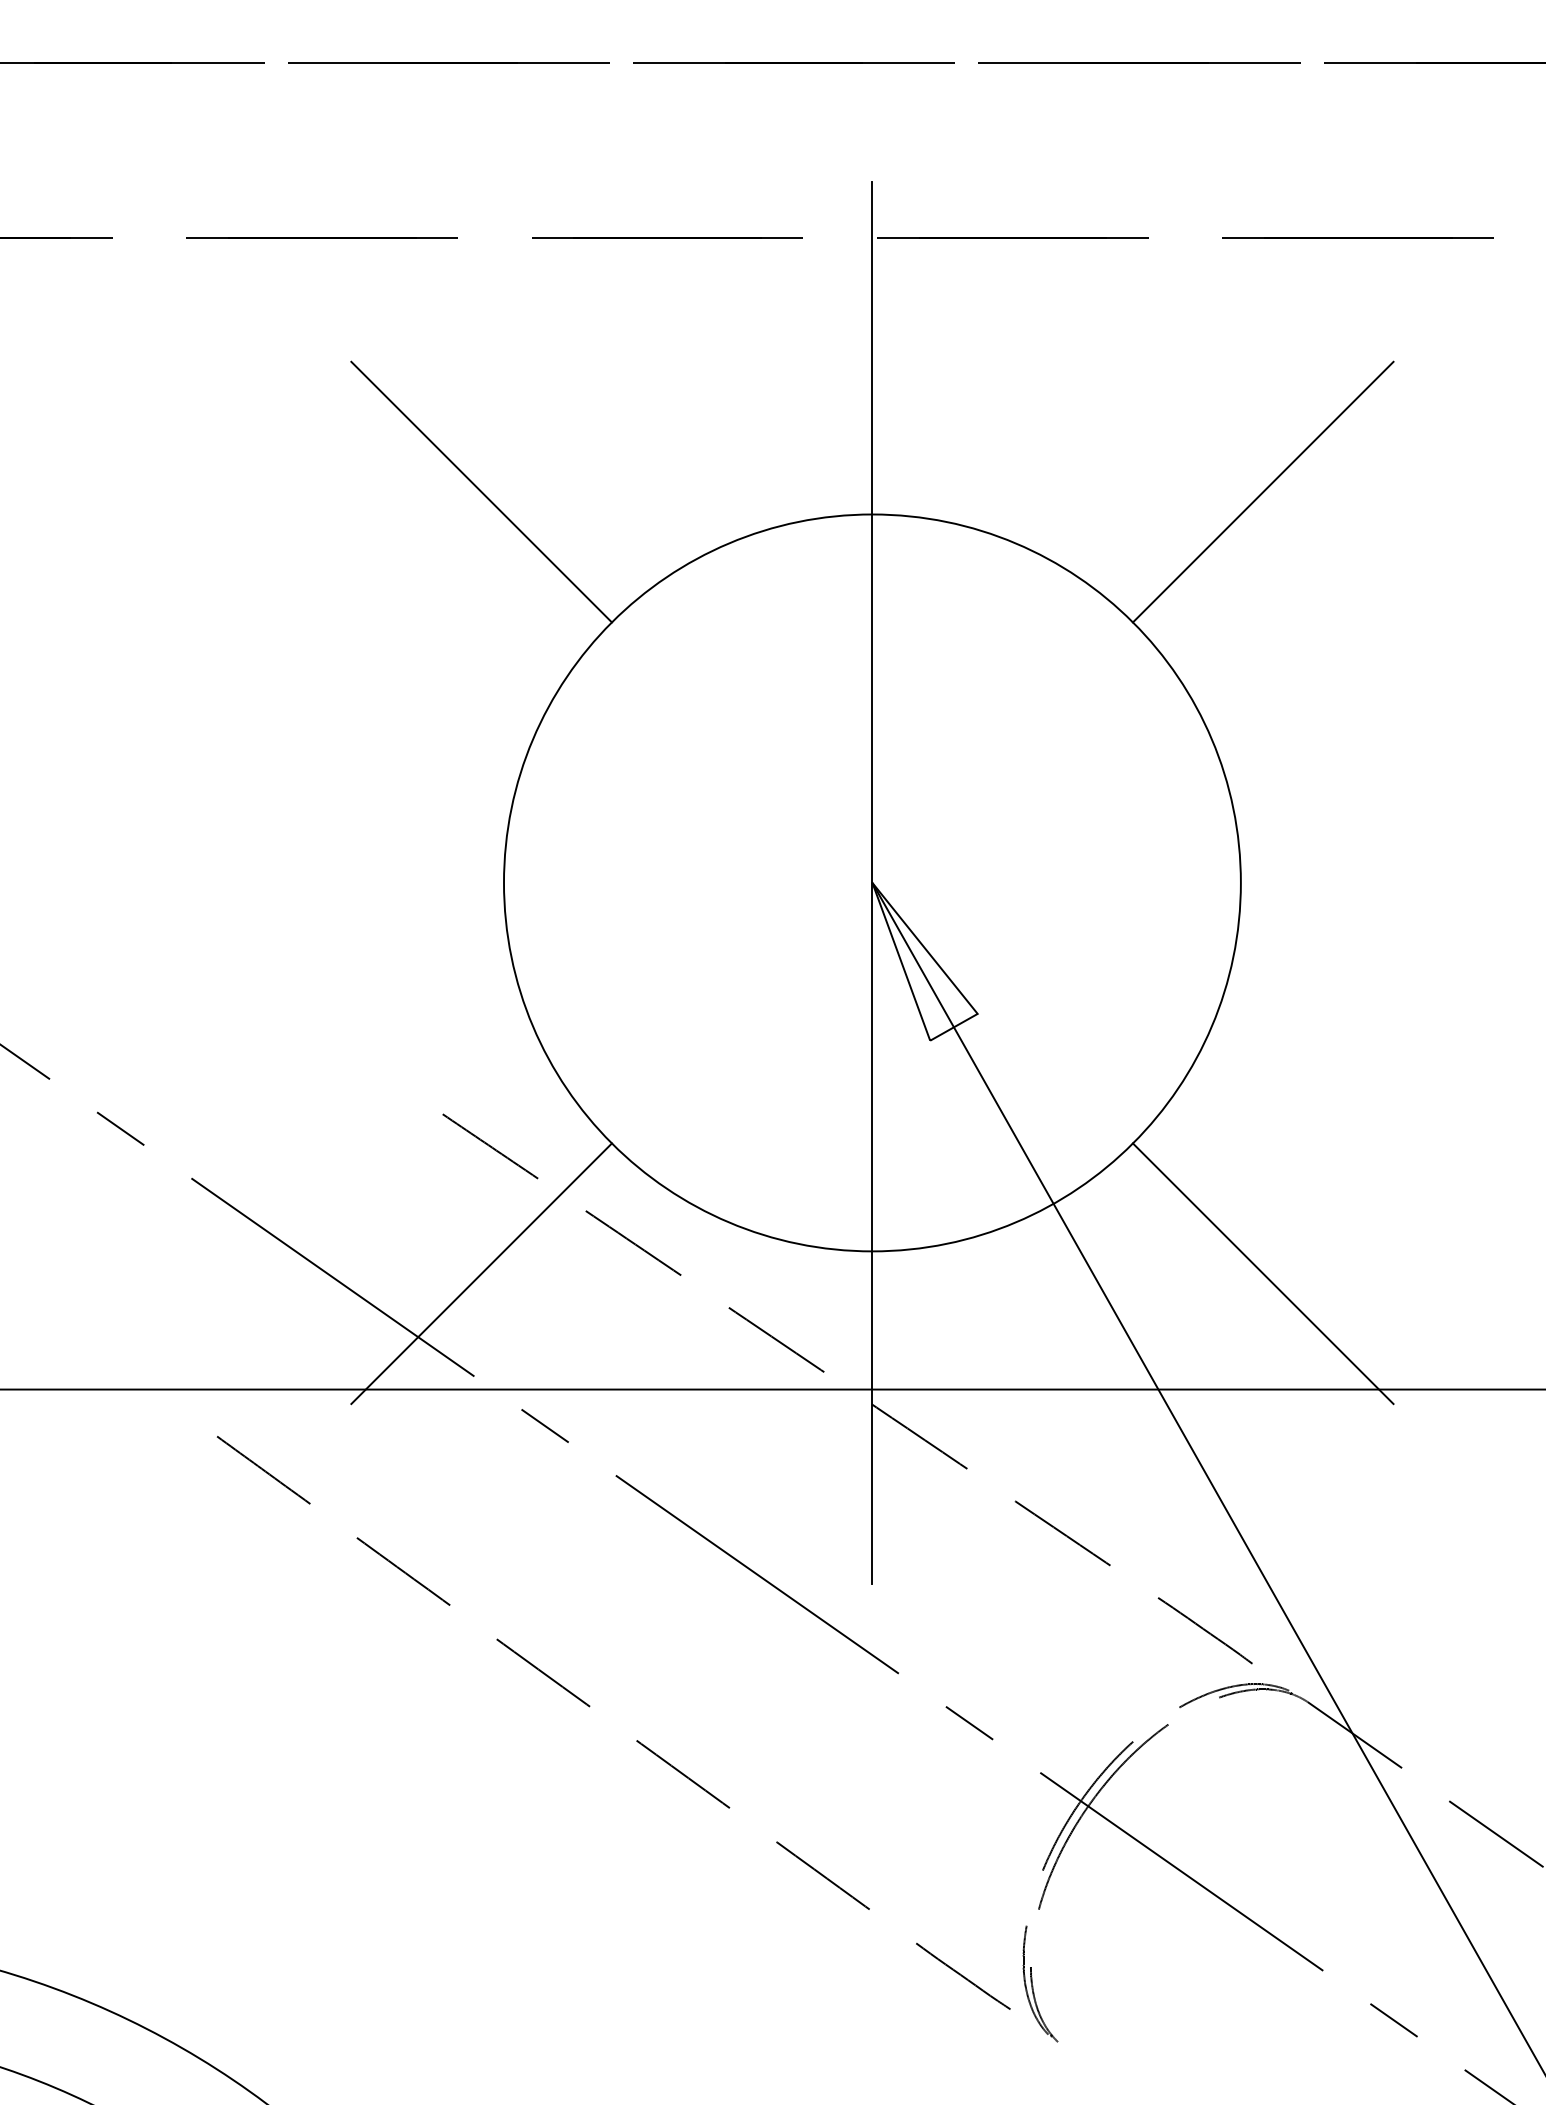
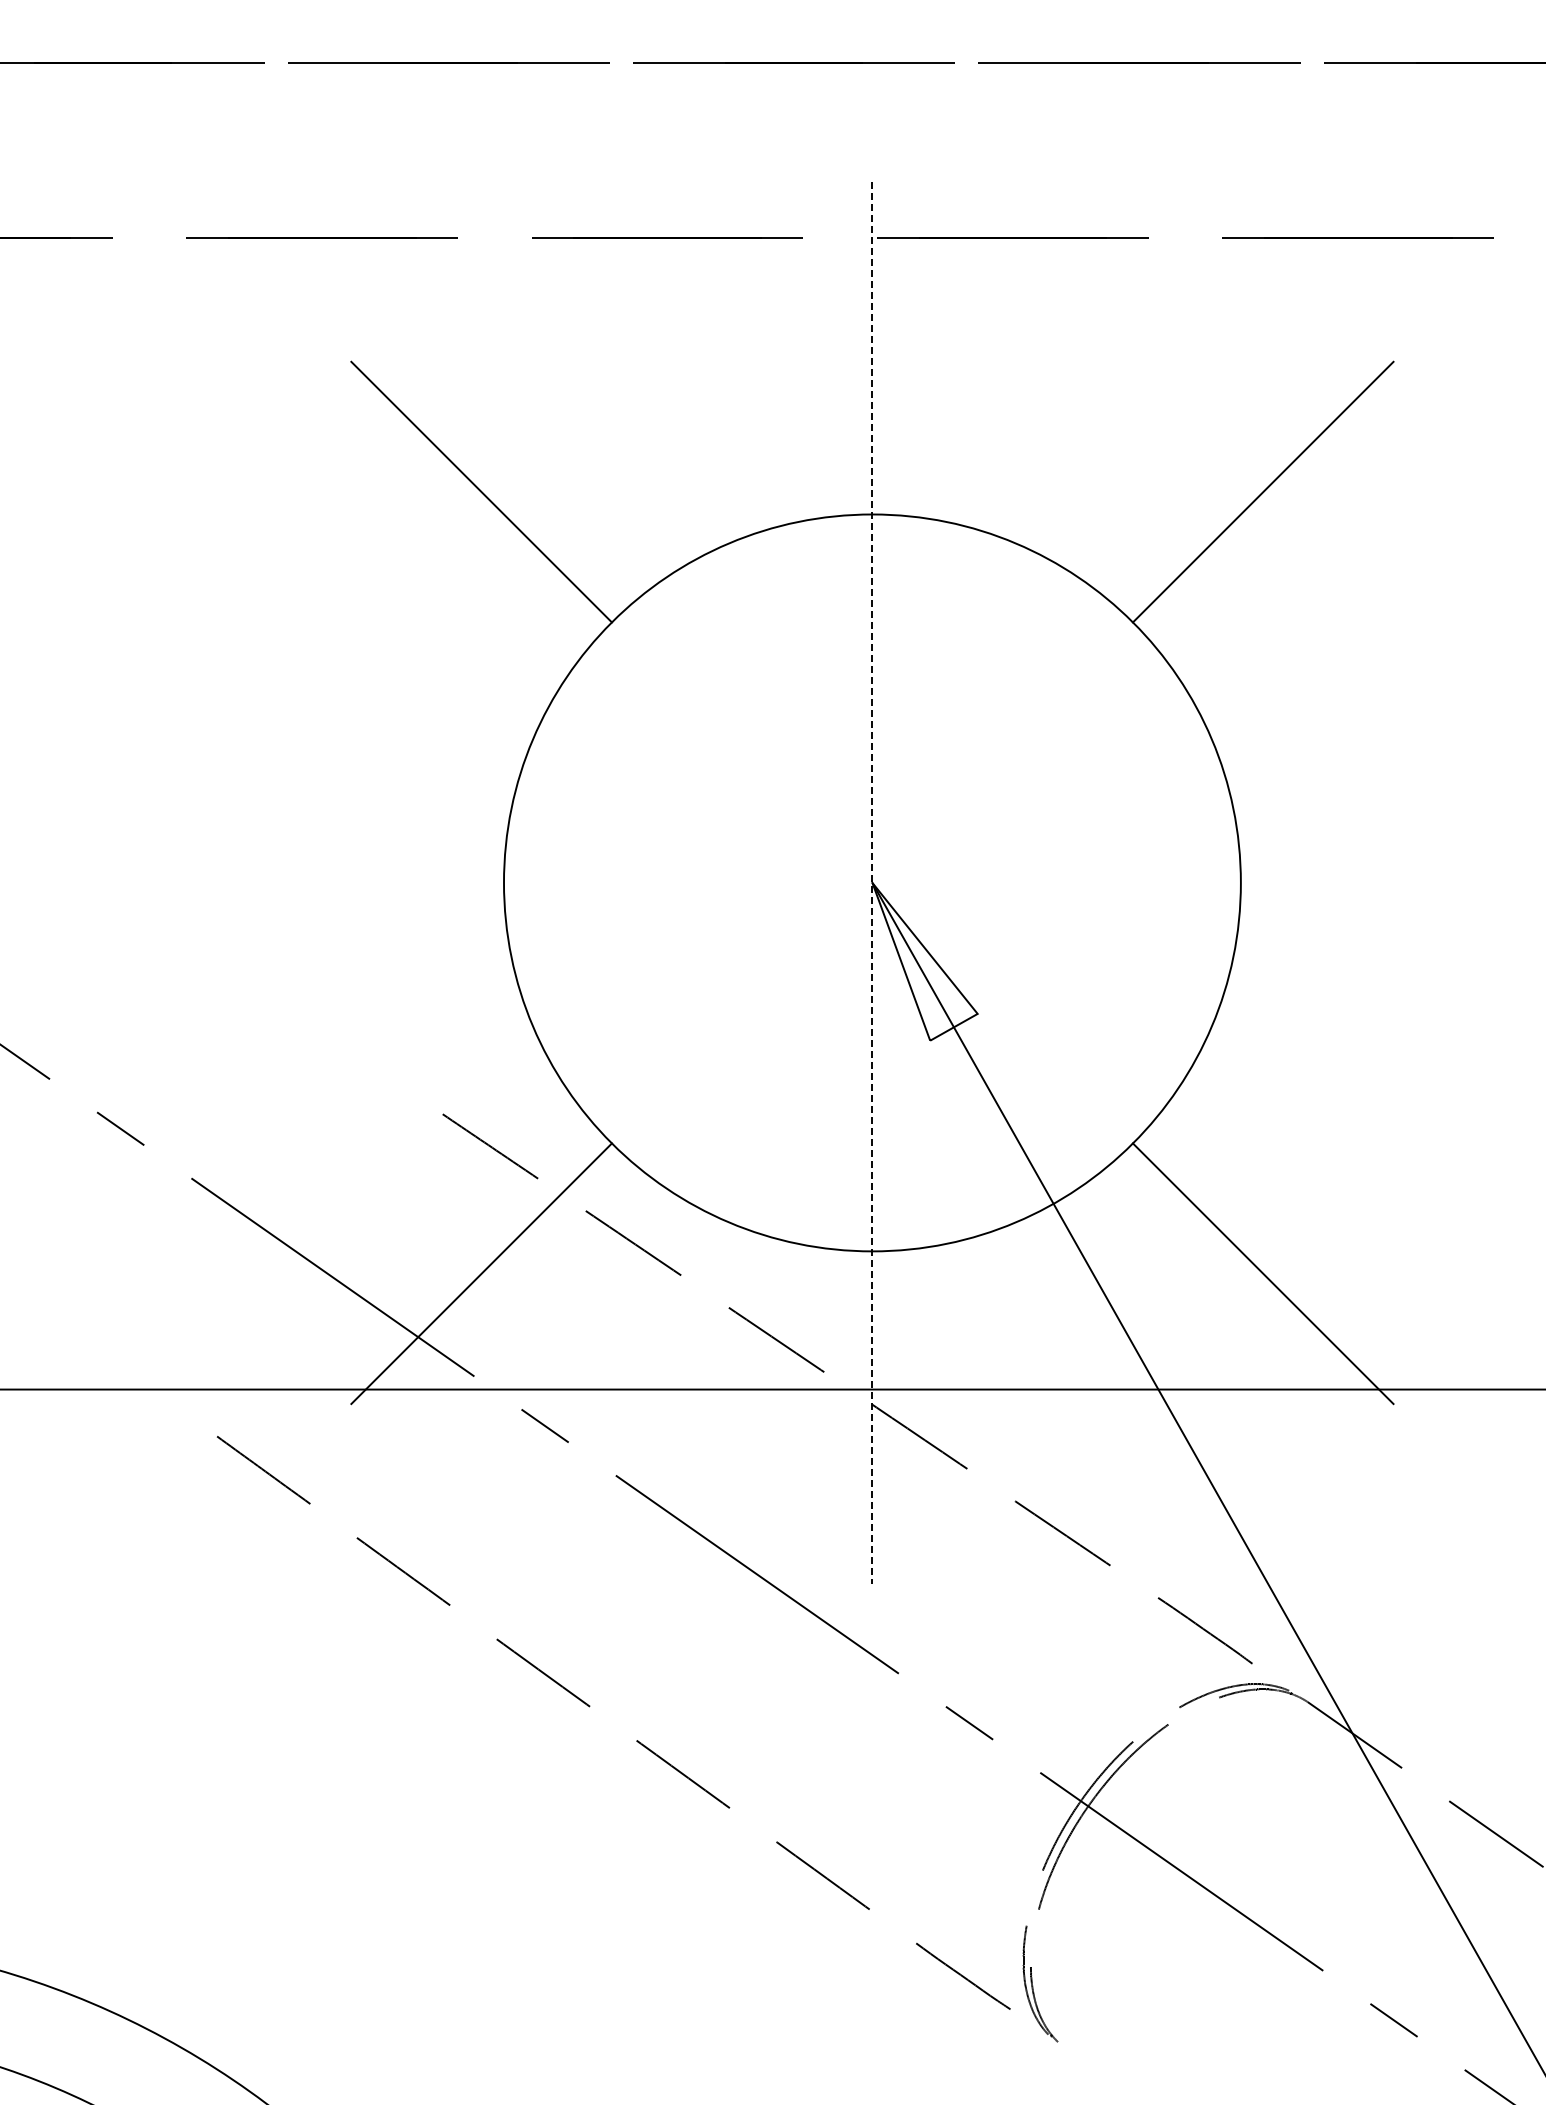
line: solid -> dashed (872, 882)
